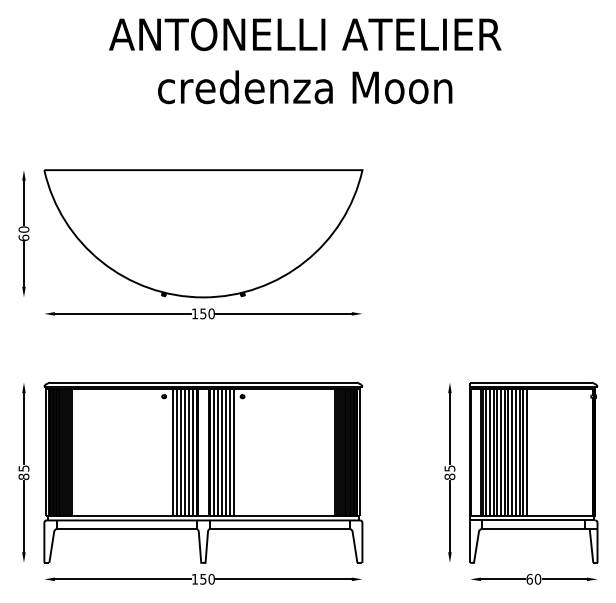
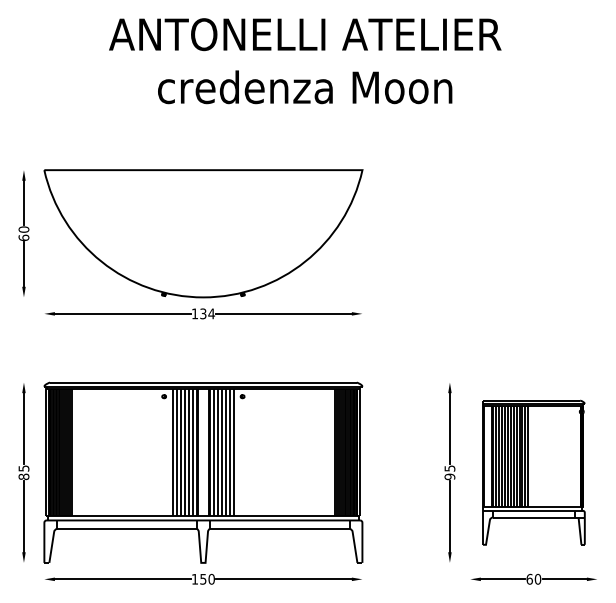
text: 150 -> 134 (207, 313)
part size: 130x183 px -> 104x147 px (533, 472)
text: 85 -> 95 (449, 476)
